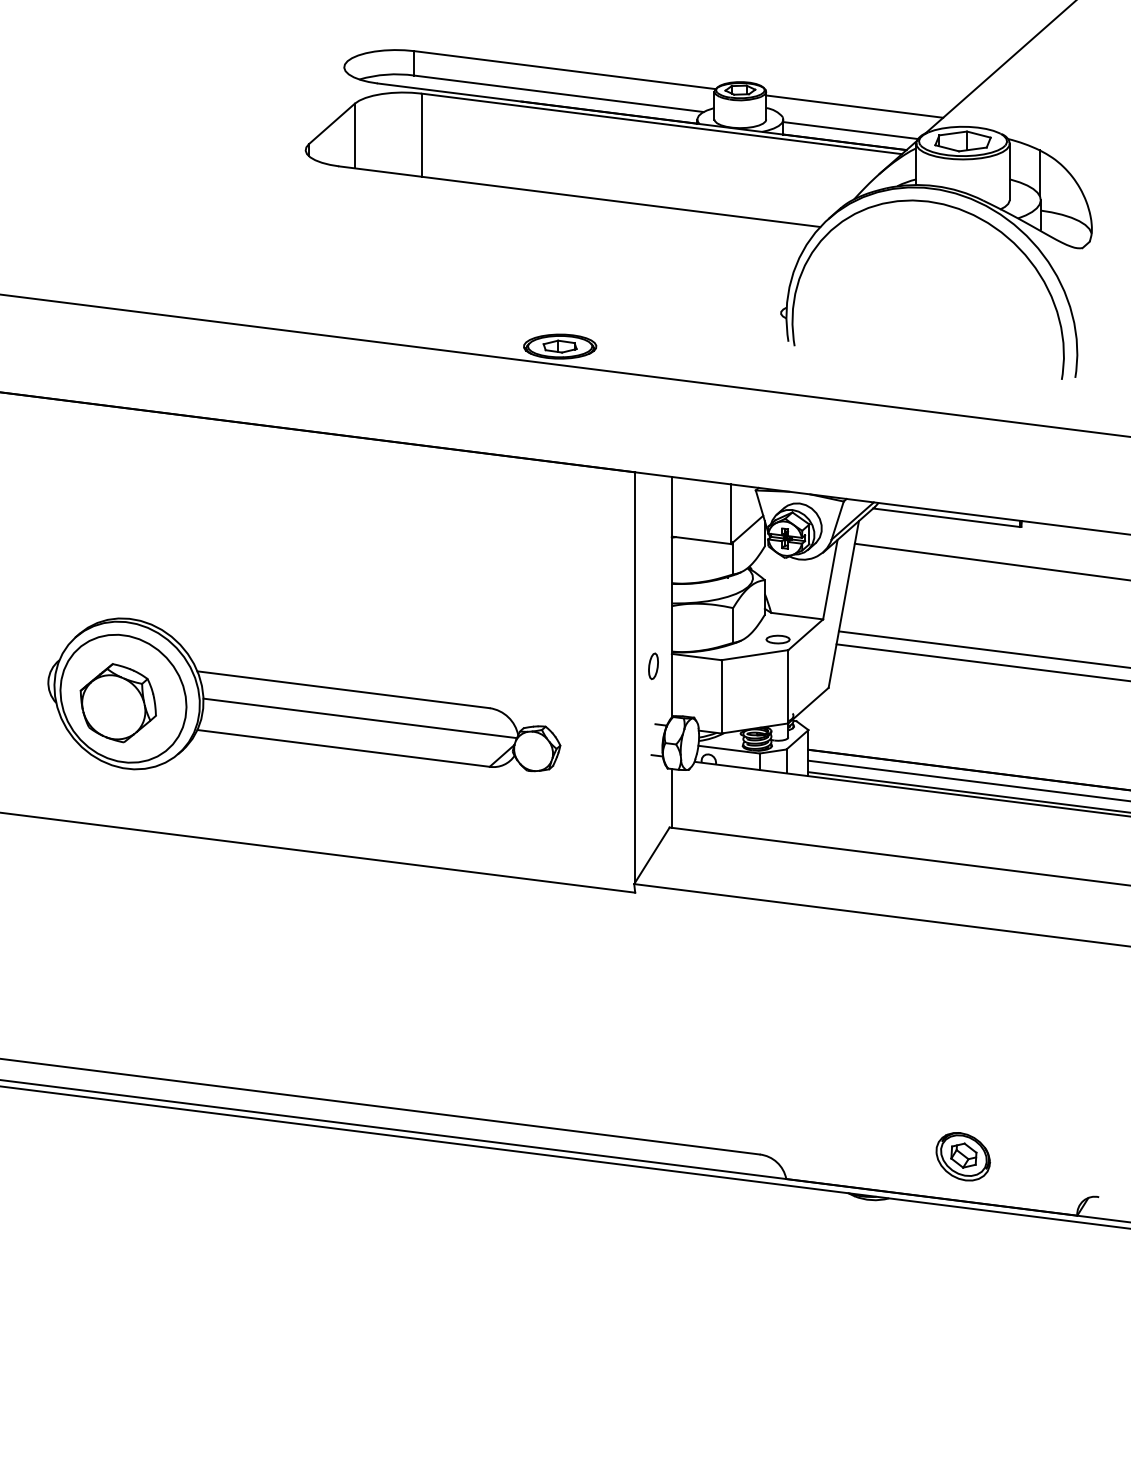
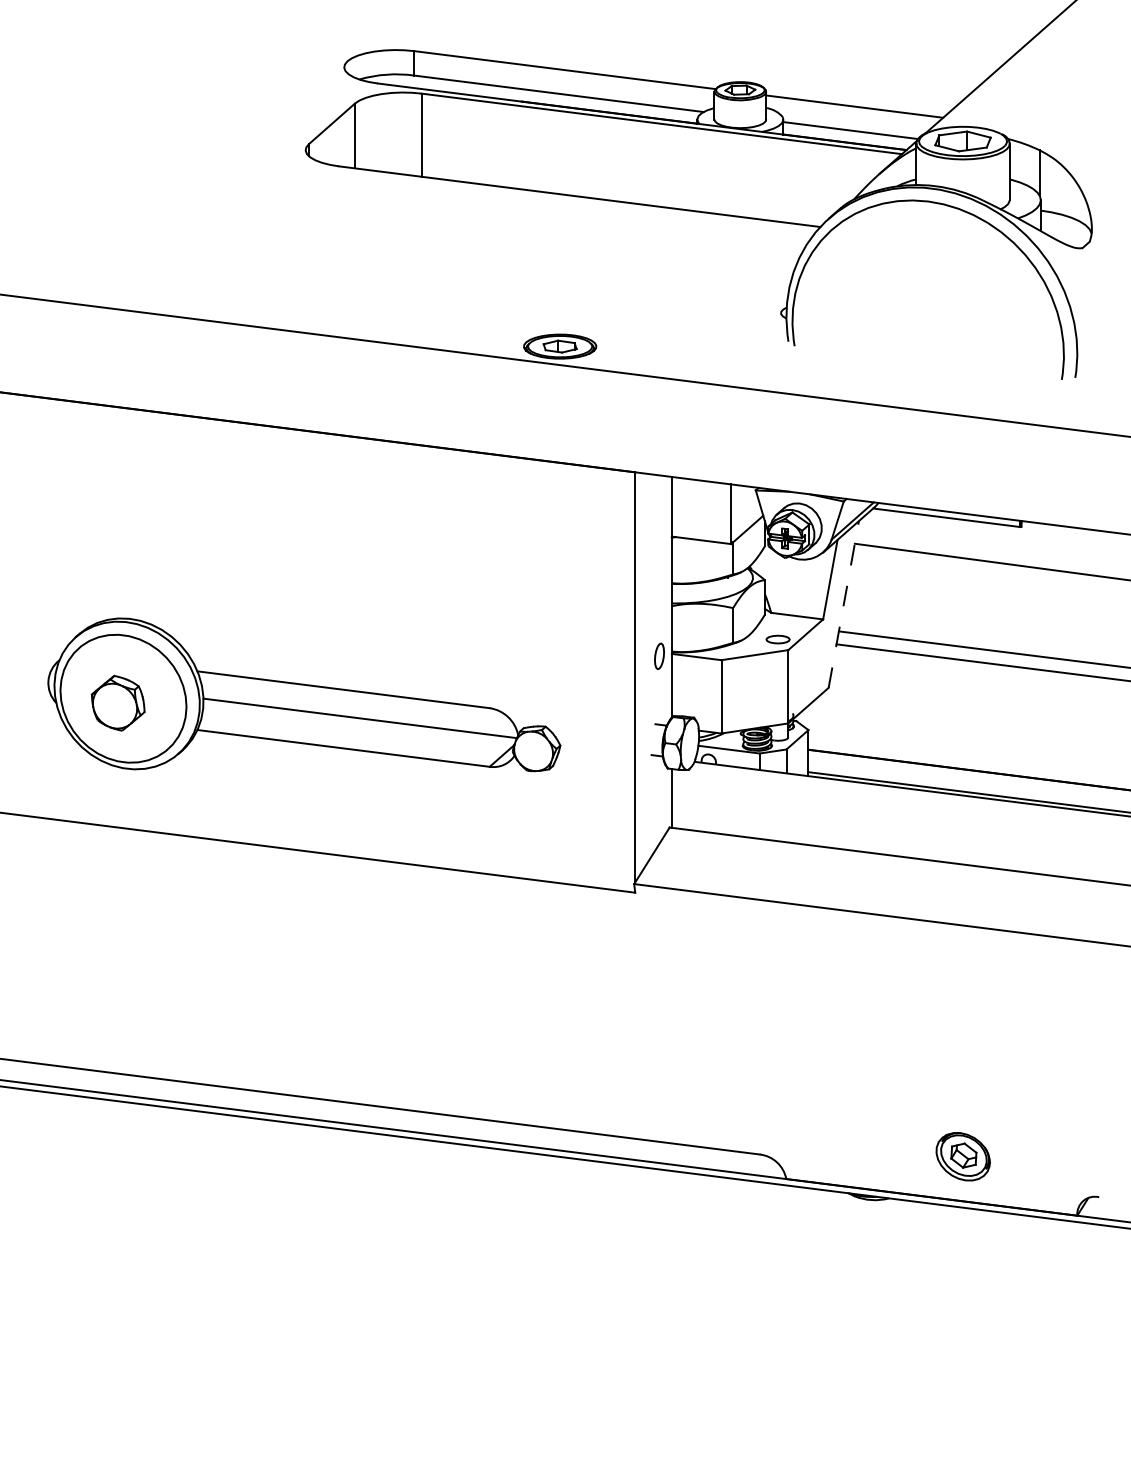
line: solid -> dashed (843, 604)
part position: (653, 666) -> (659, 656) (659, 656)
part size: 78x81 px -> 56x58 px (117, 702)
line: present -> none (967, 780)
